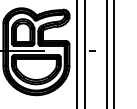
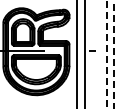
line: solid -> dashed (106, 54)
line: solid -> dashed (114, 54)
